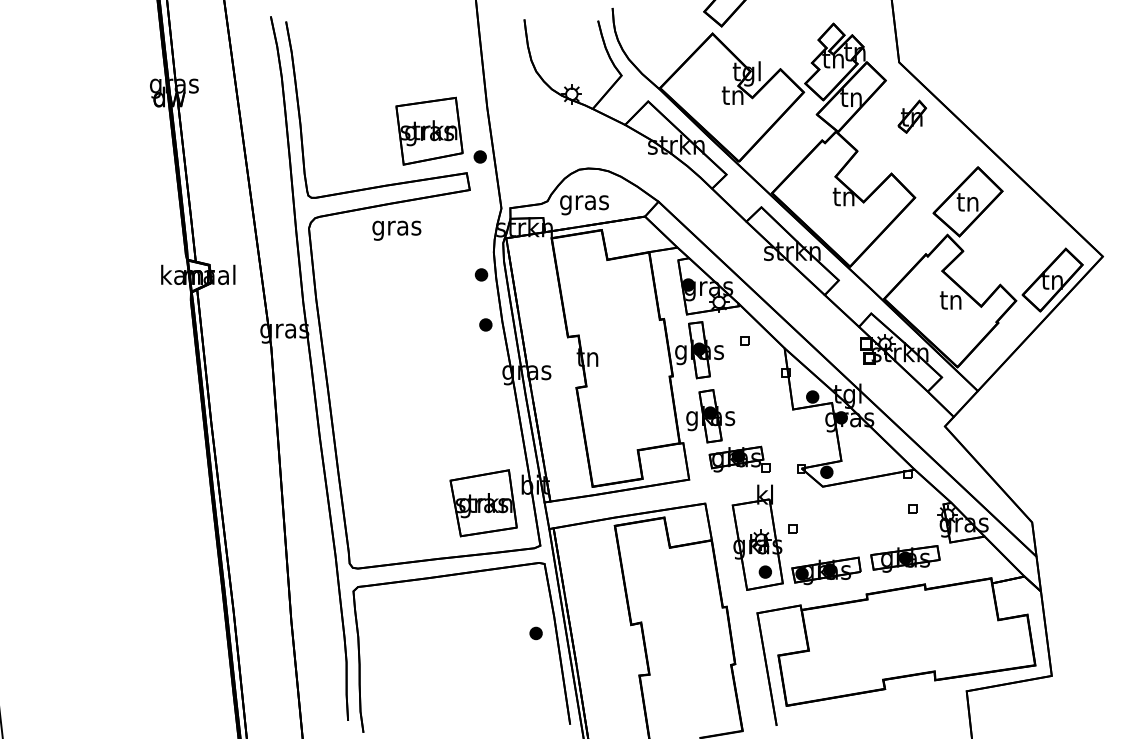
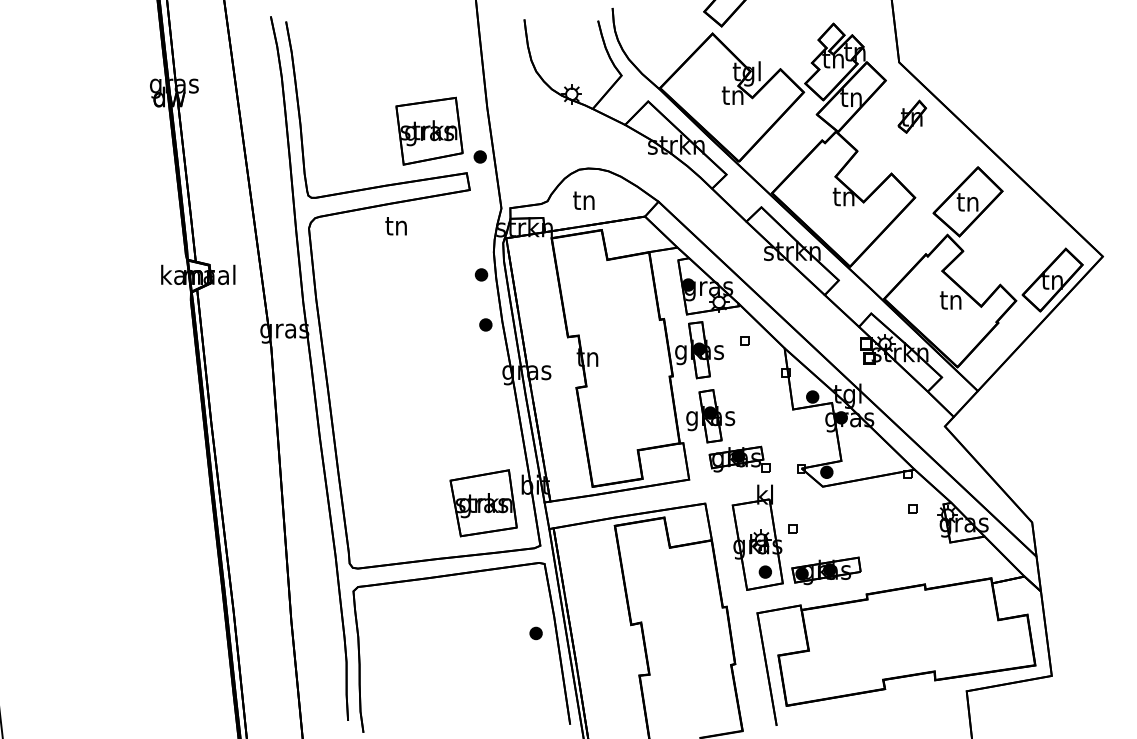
text: gras -> tn (584, 203)
text: gras -> tn (396, 228)
part: present -> none (905, 558)
